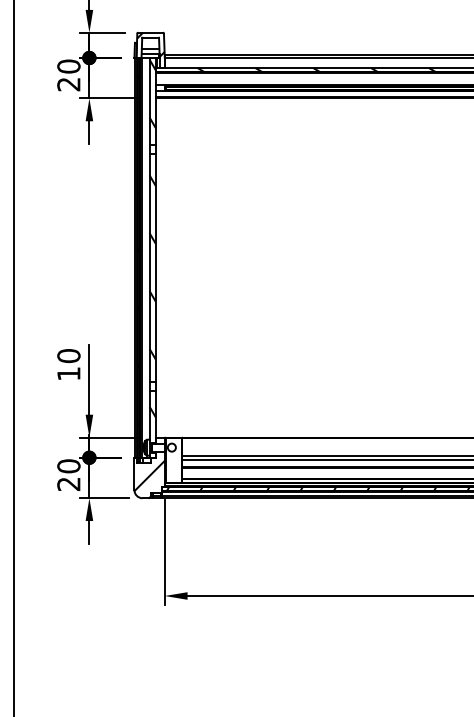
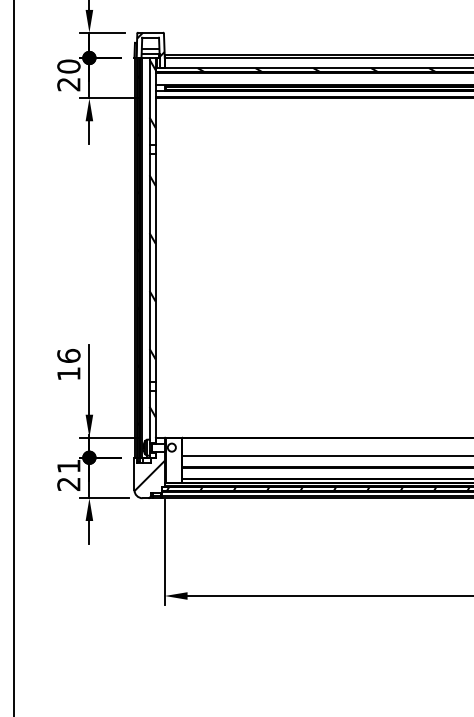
text: 10 -> 16 (68, 356)
line: present -> none (326, 459)
text: 20 -> 21 (68, 466)
